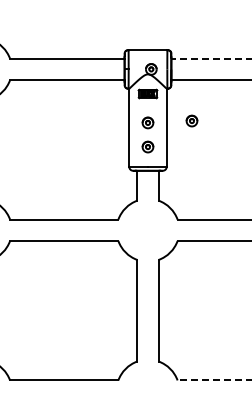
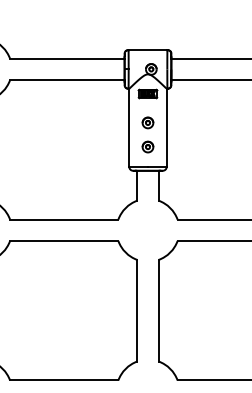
line: dashed -> solid (210, 58)
part: present -> none (191, 120)
line: dashed -> solid (214, 380)
